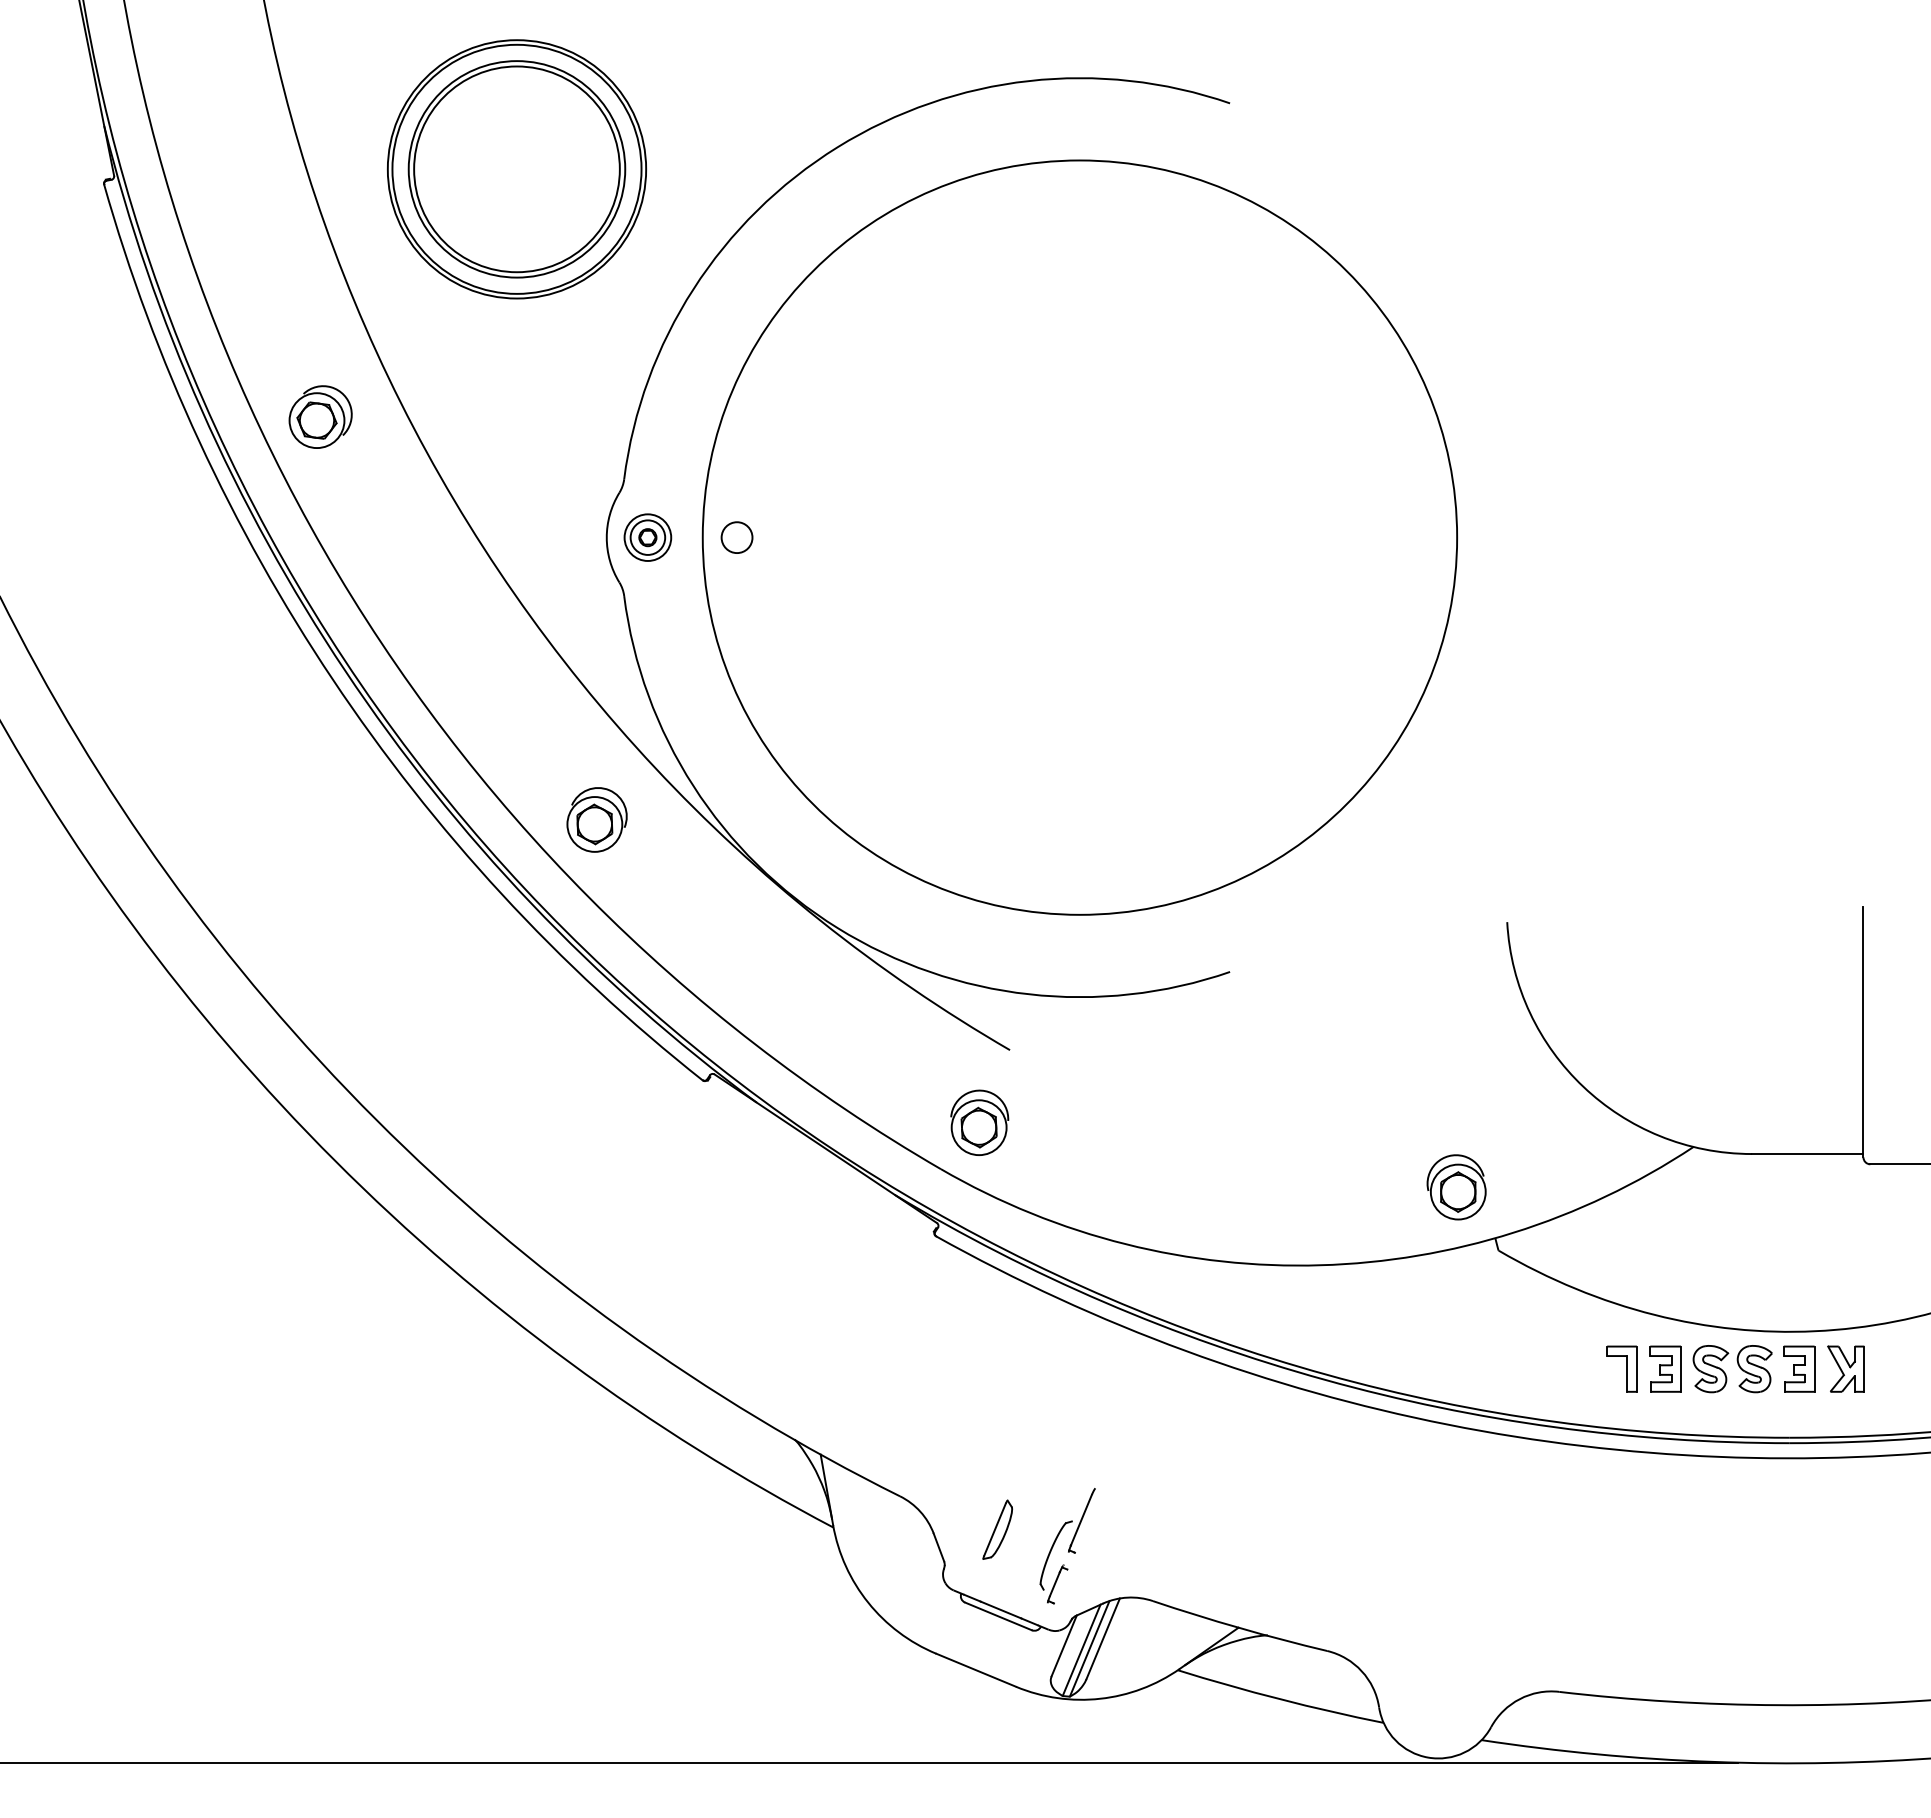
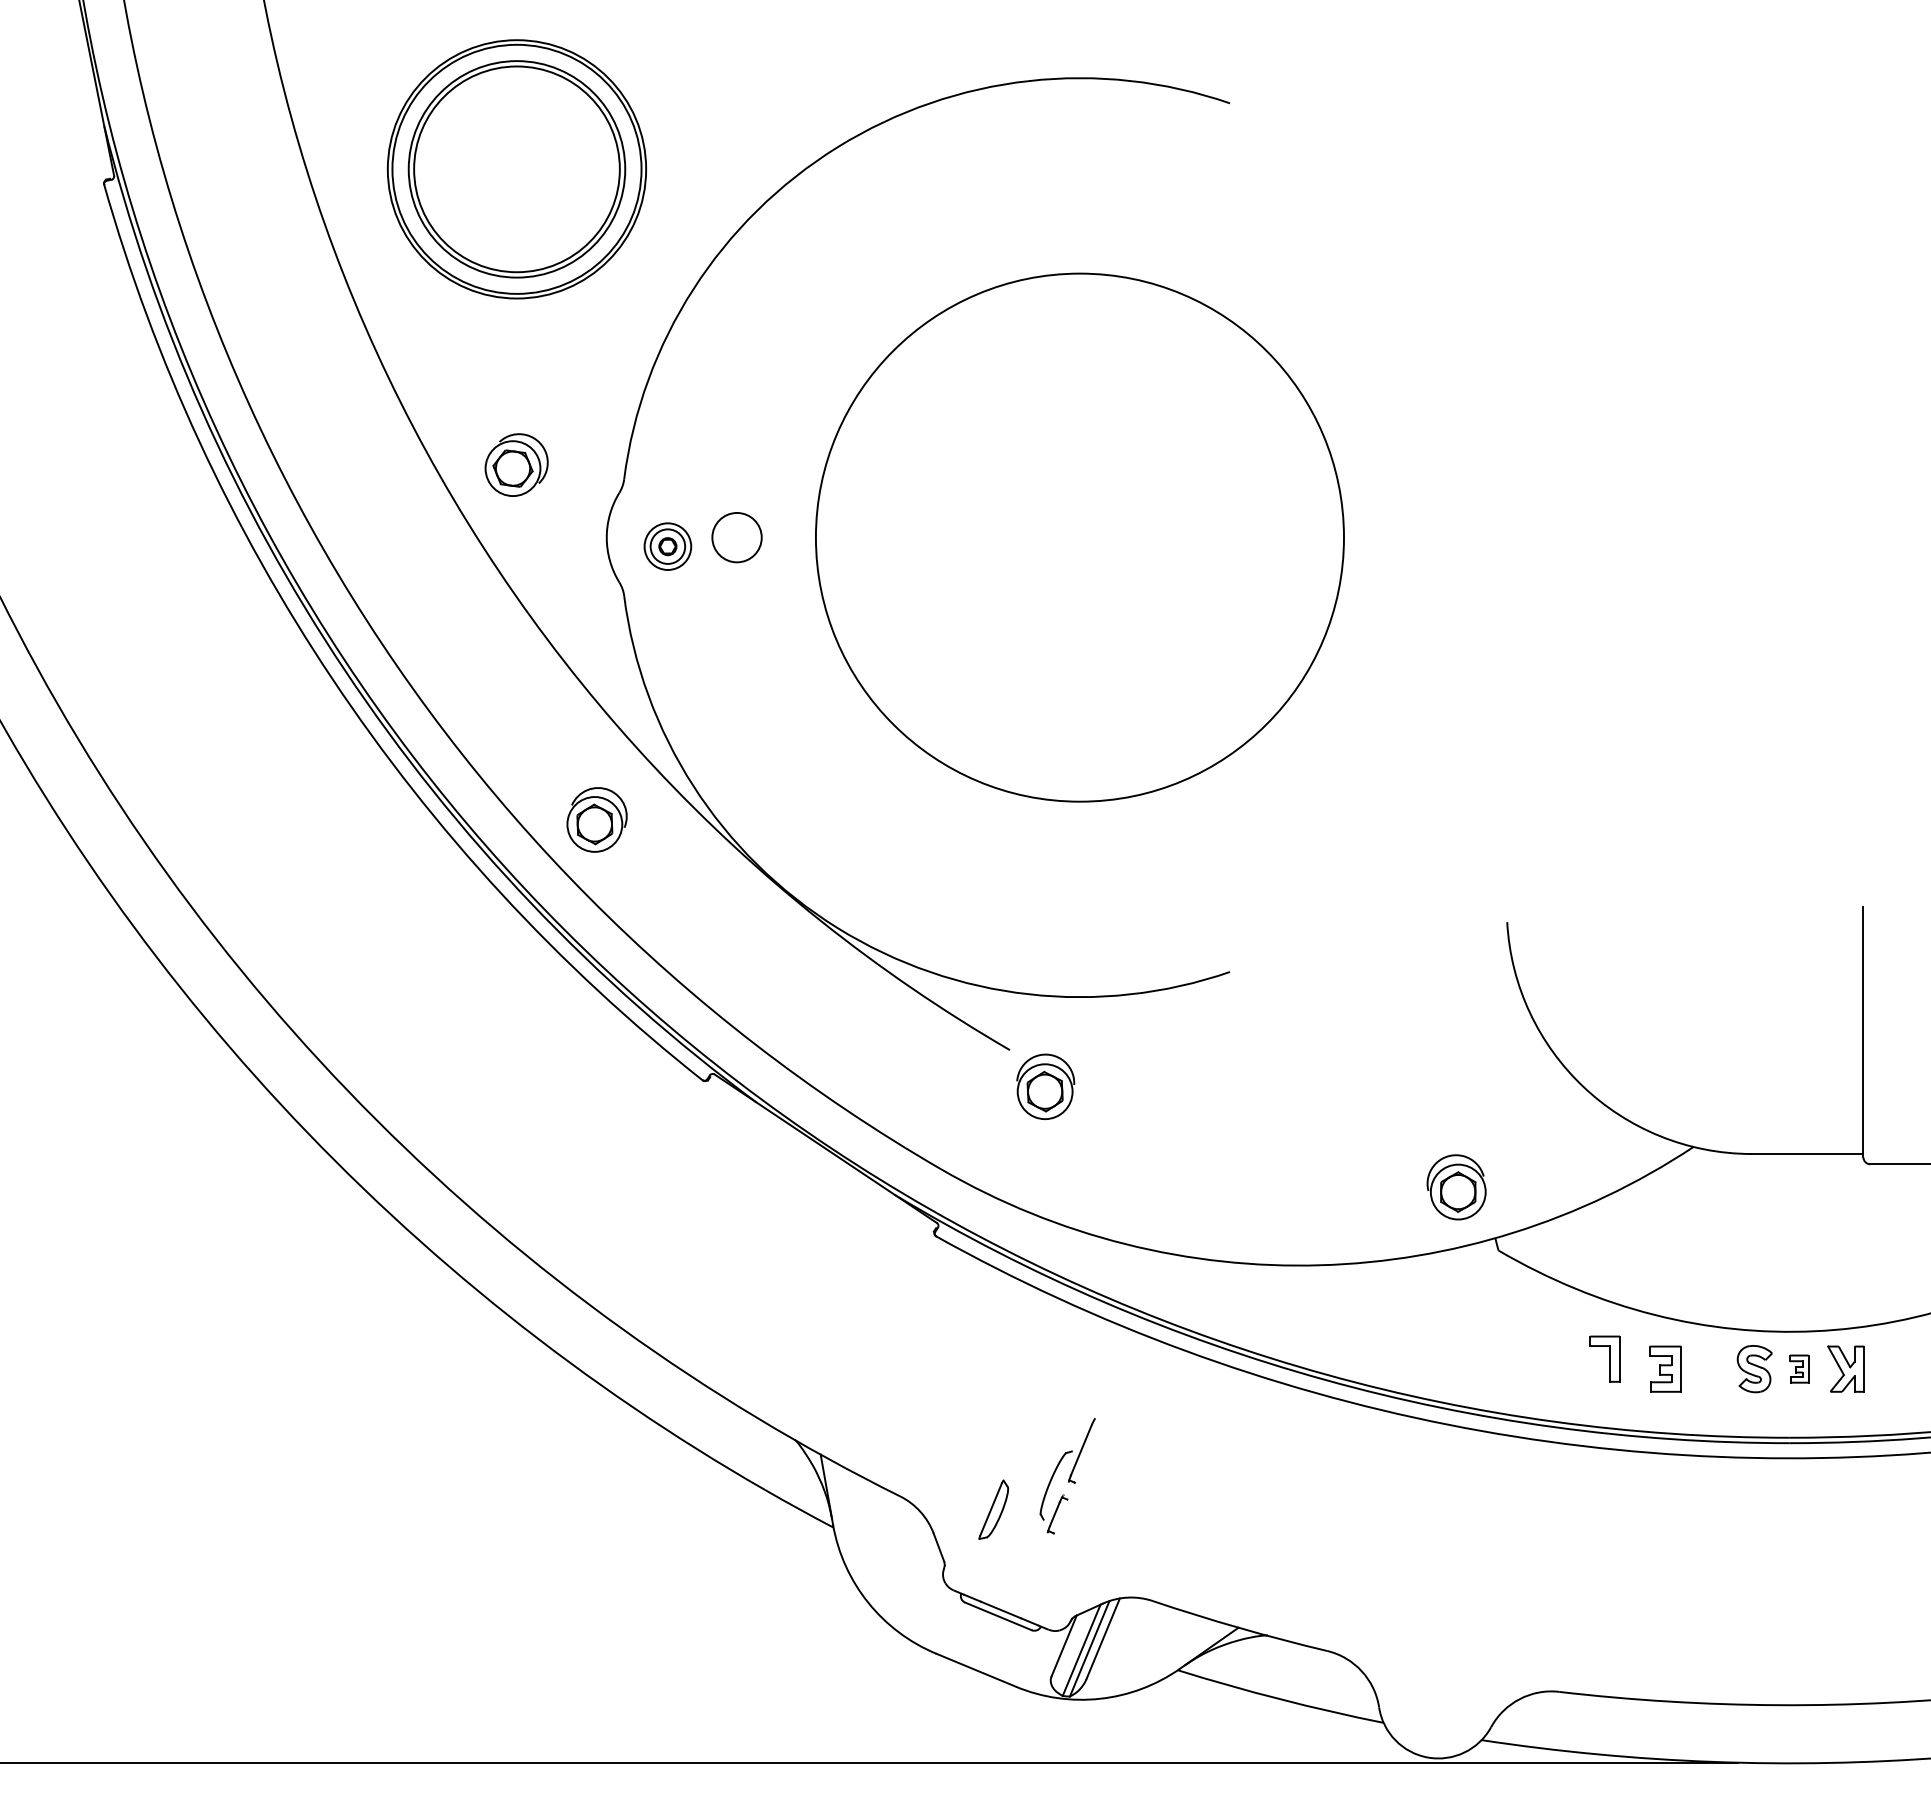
part position: (320, 416) -> (516, 464) (516, 464)
part position: (647, 537) -> (667, 546) (667, 546)
circle diameter: 31 px -> 49 px (736, 537)
circle diameter: 754 px -> 528 px (1079, 537)
part position: (979, 1122) -> (1045, 1086) (1045, 1086)
part position: (1621, 1368) -> (1604, 1358) (1604, 1358)
part size: 33x48 px -> 21x30 px (1799, 1368)
part: present -> none (1710, 1369)
part position: (997, 1529) -> (993, 1509) (993, 1509)
part position: (1067, 1546) -> (1067, 1476) (1067, 1476)
